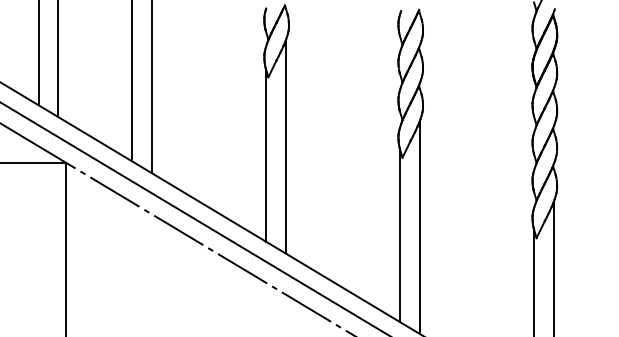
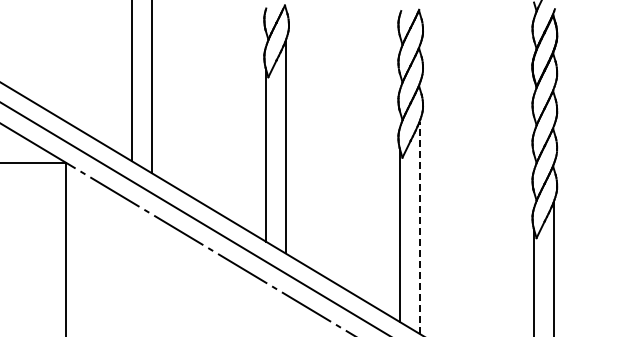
line: present -> none (38, 53)
line: present -> none (58, 59)
line: solid -> dashed (419, 227)
